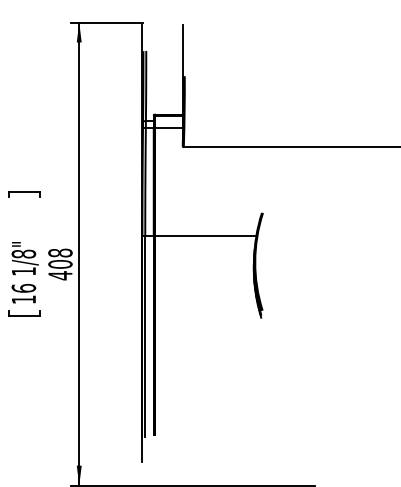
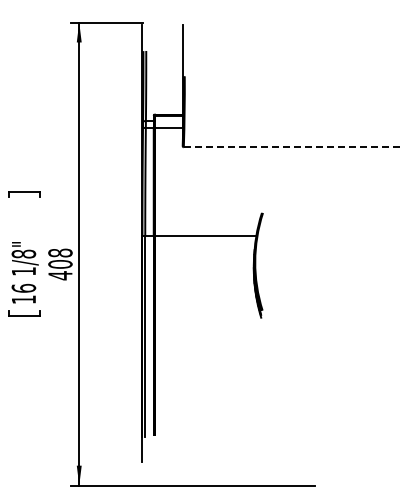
line: solid -> dashed (292, 147)
